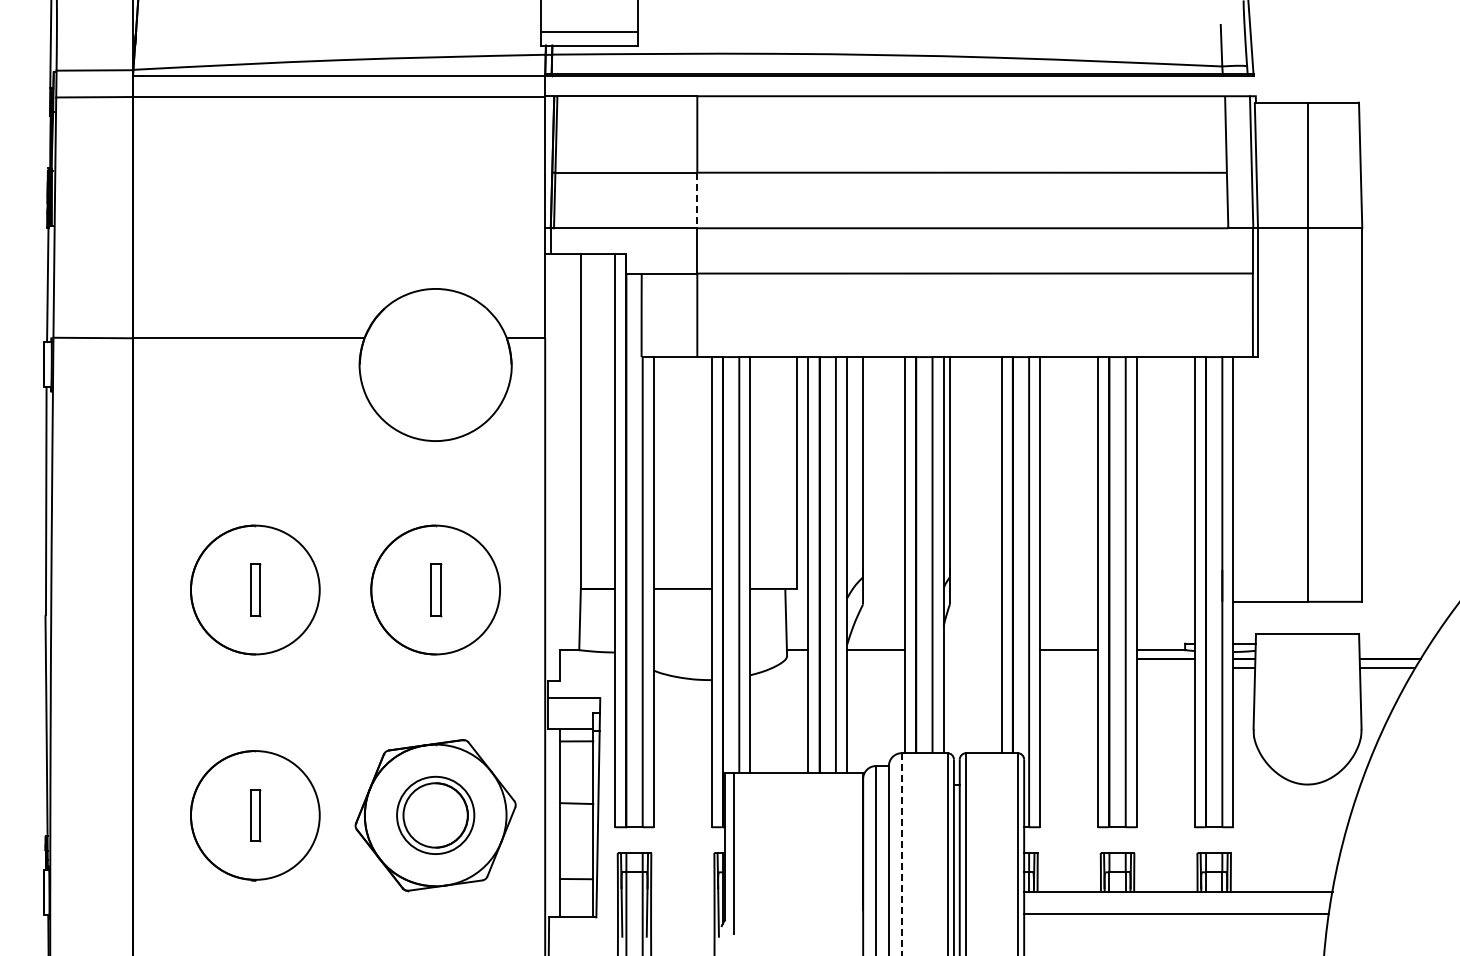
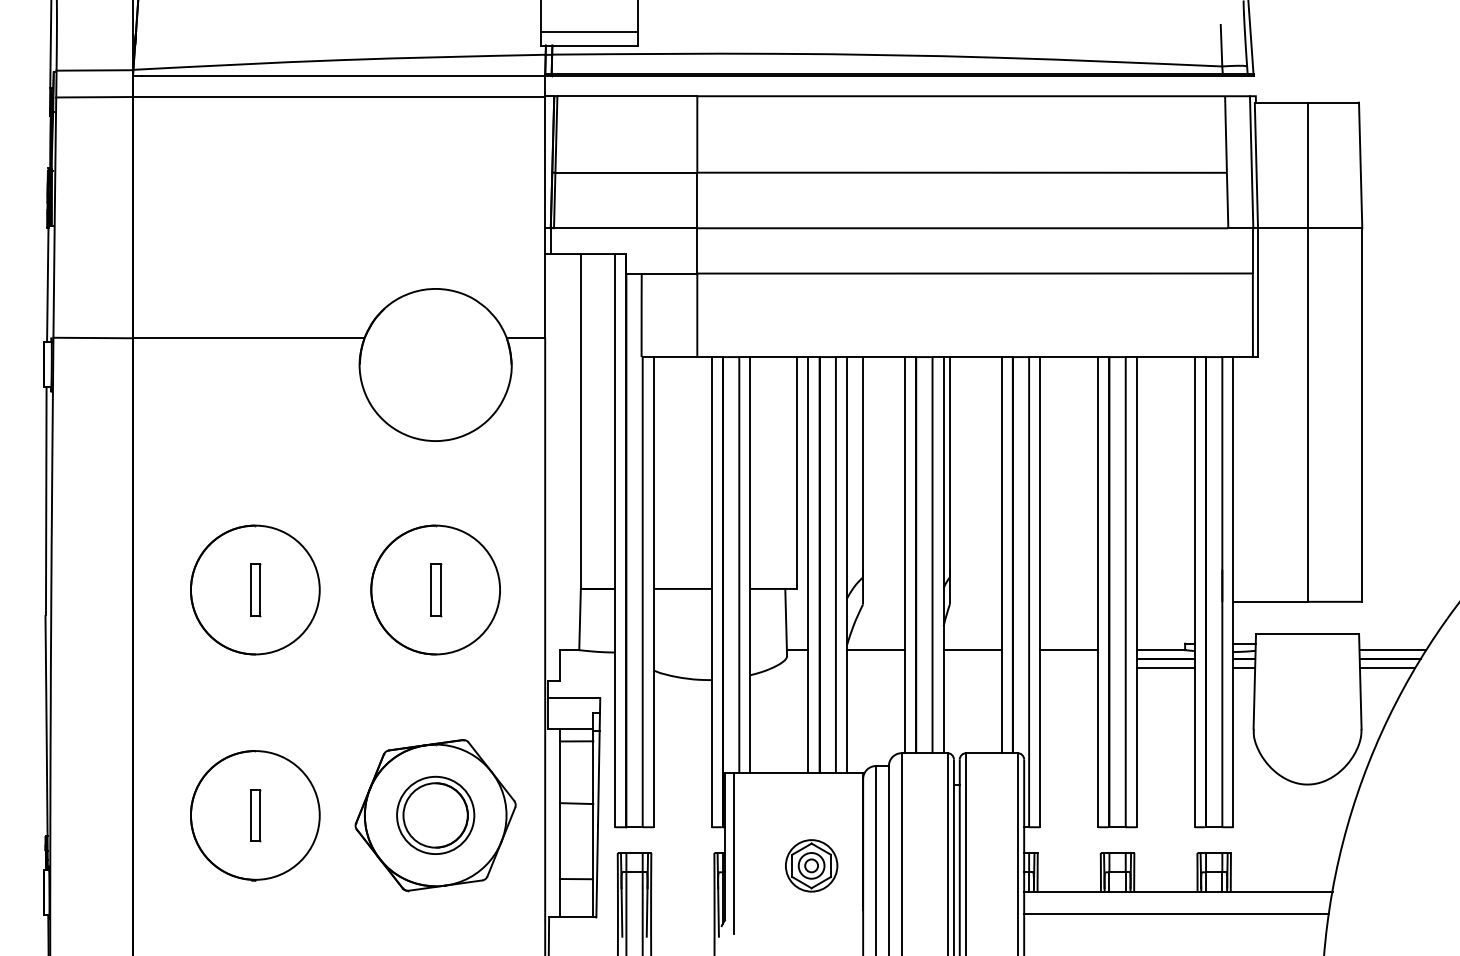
line: dashed -> solid (697, 200)
line: none -> present (972, 650)
line: none -> present (1392, 650)
line: none -> present (1165, 668)
line: dashed -> solid (901, 855)
part: none -> present (811, 865)
